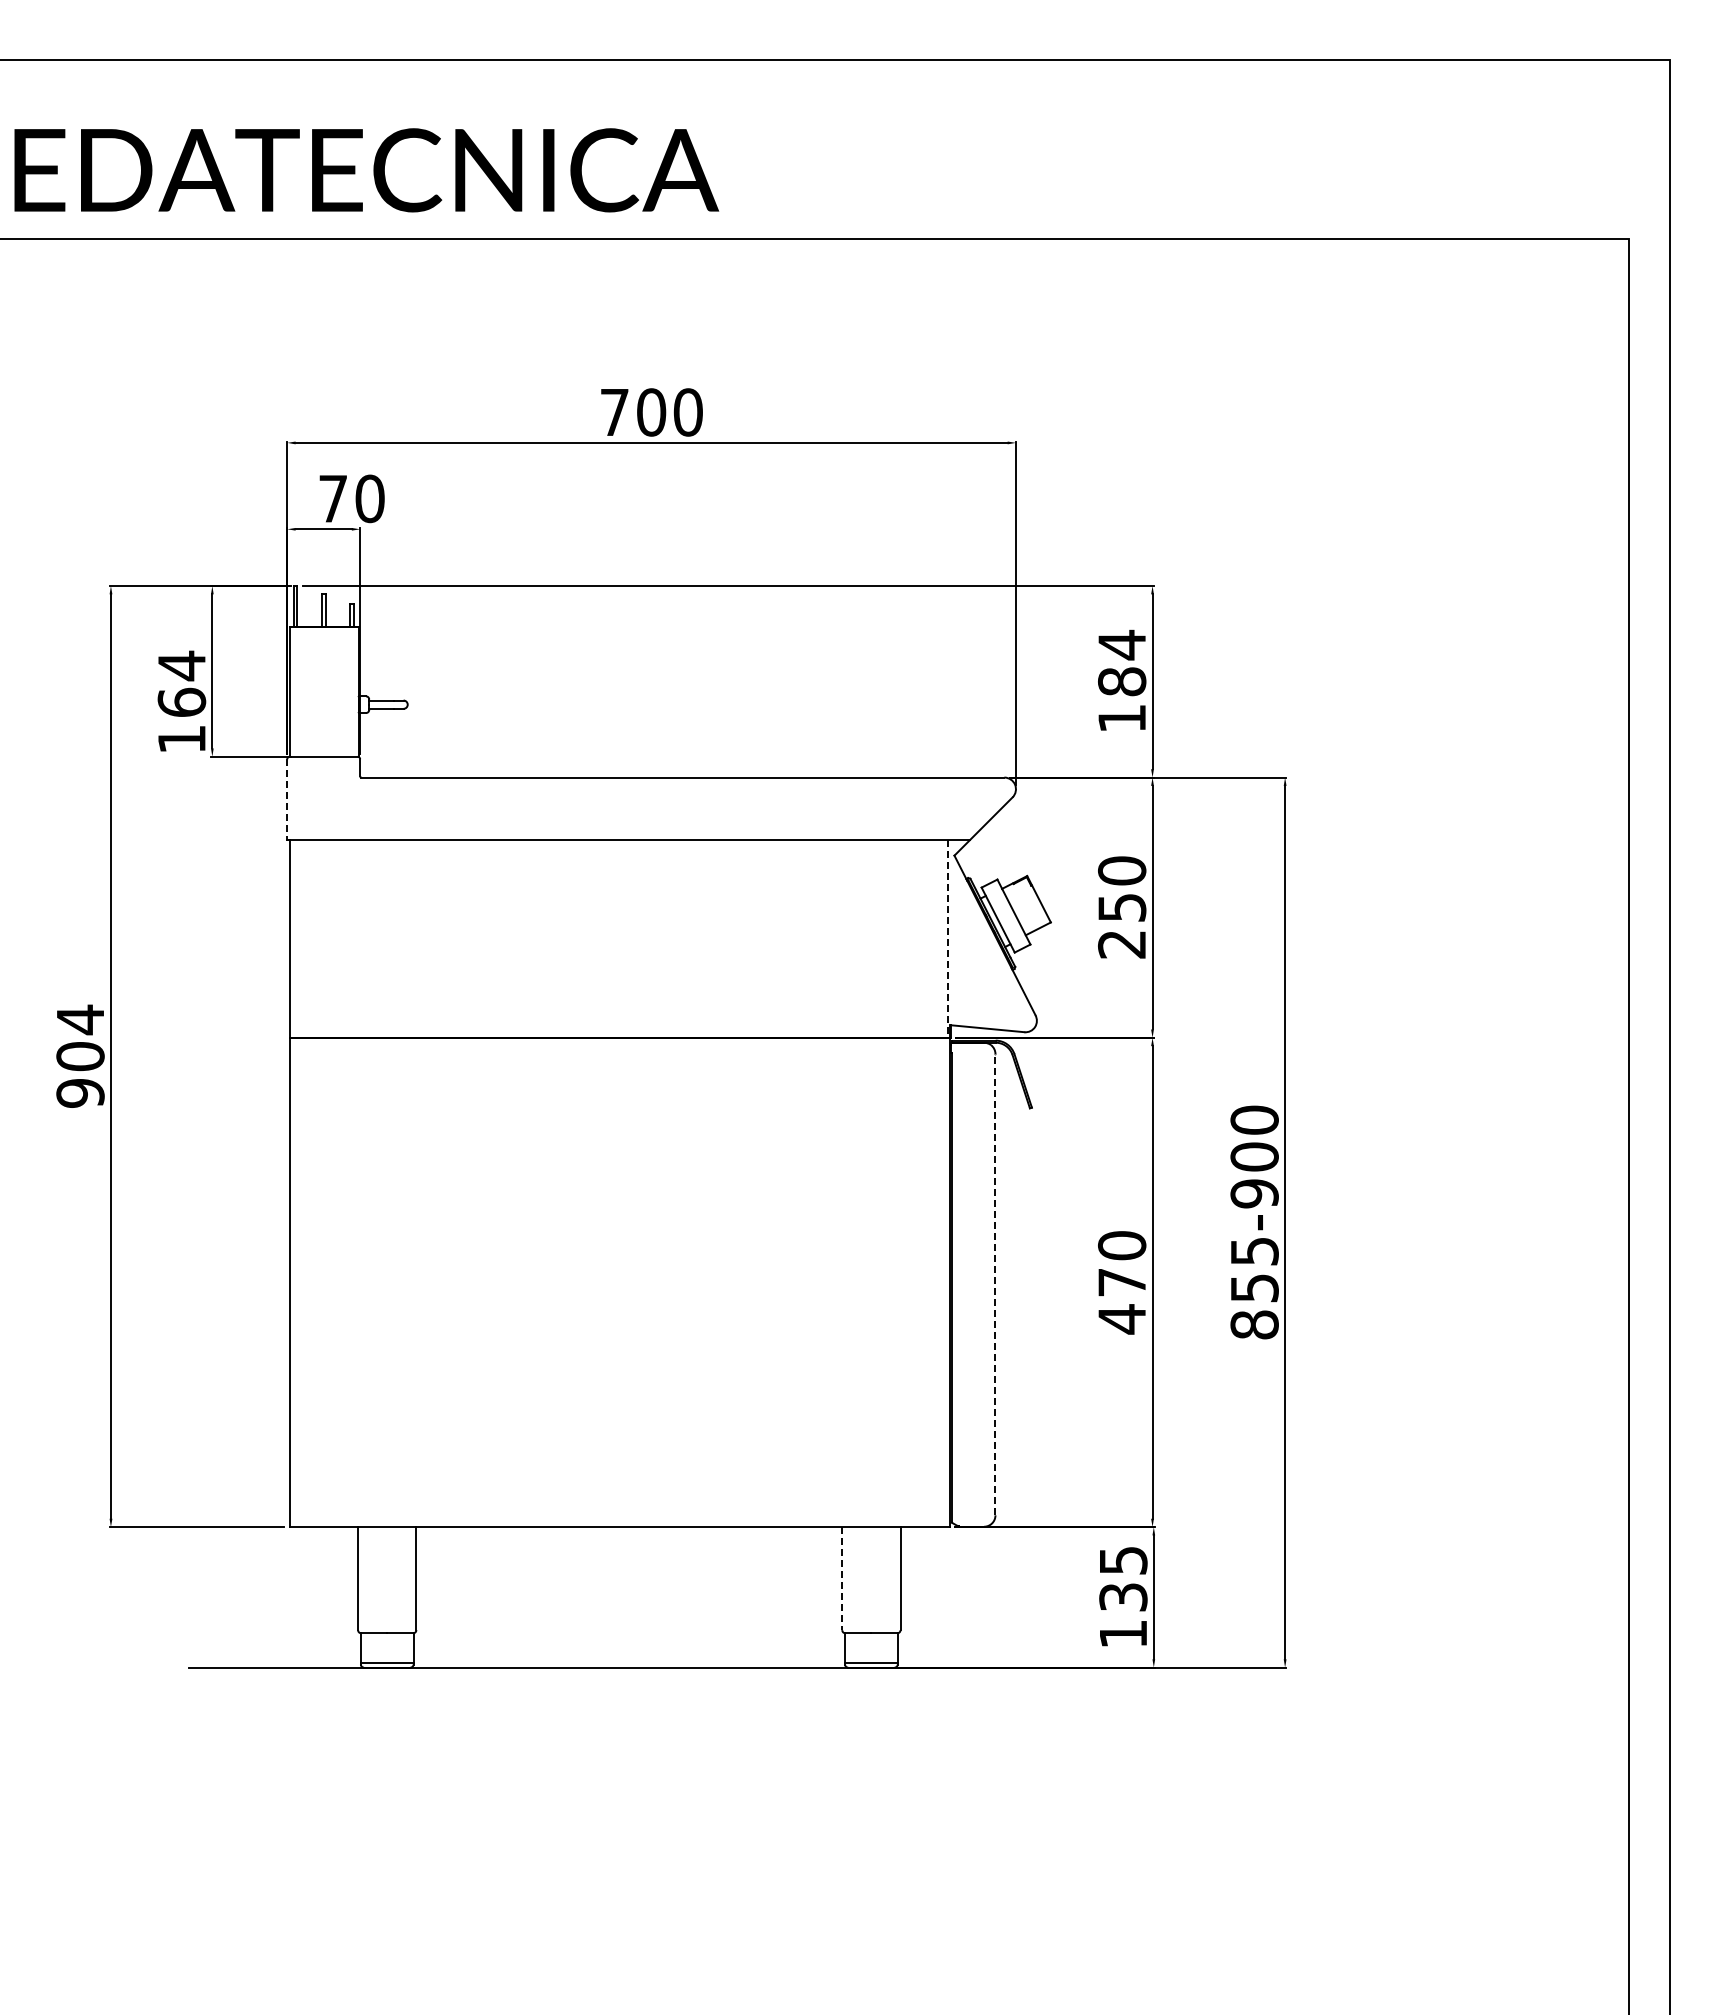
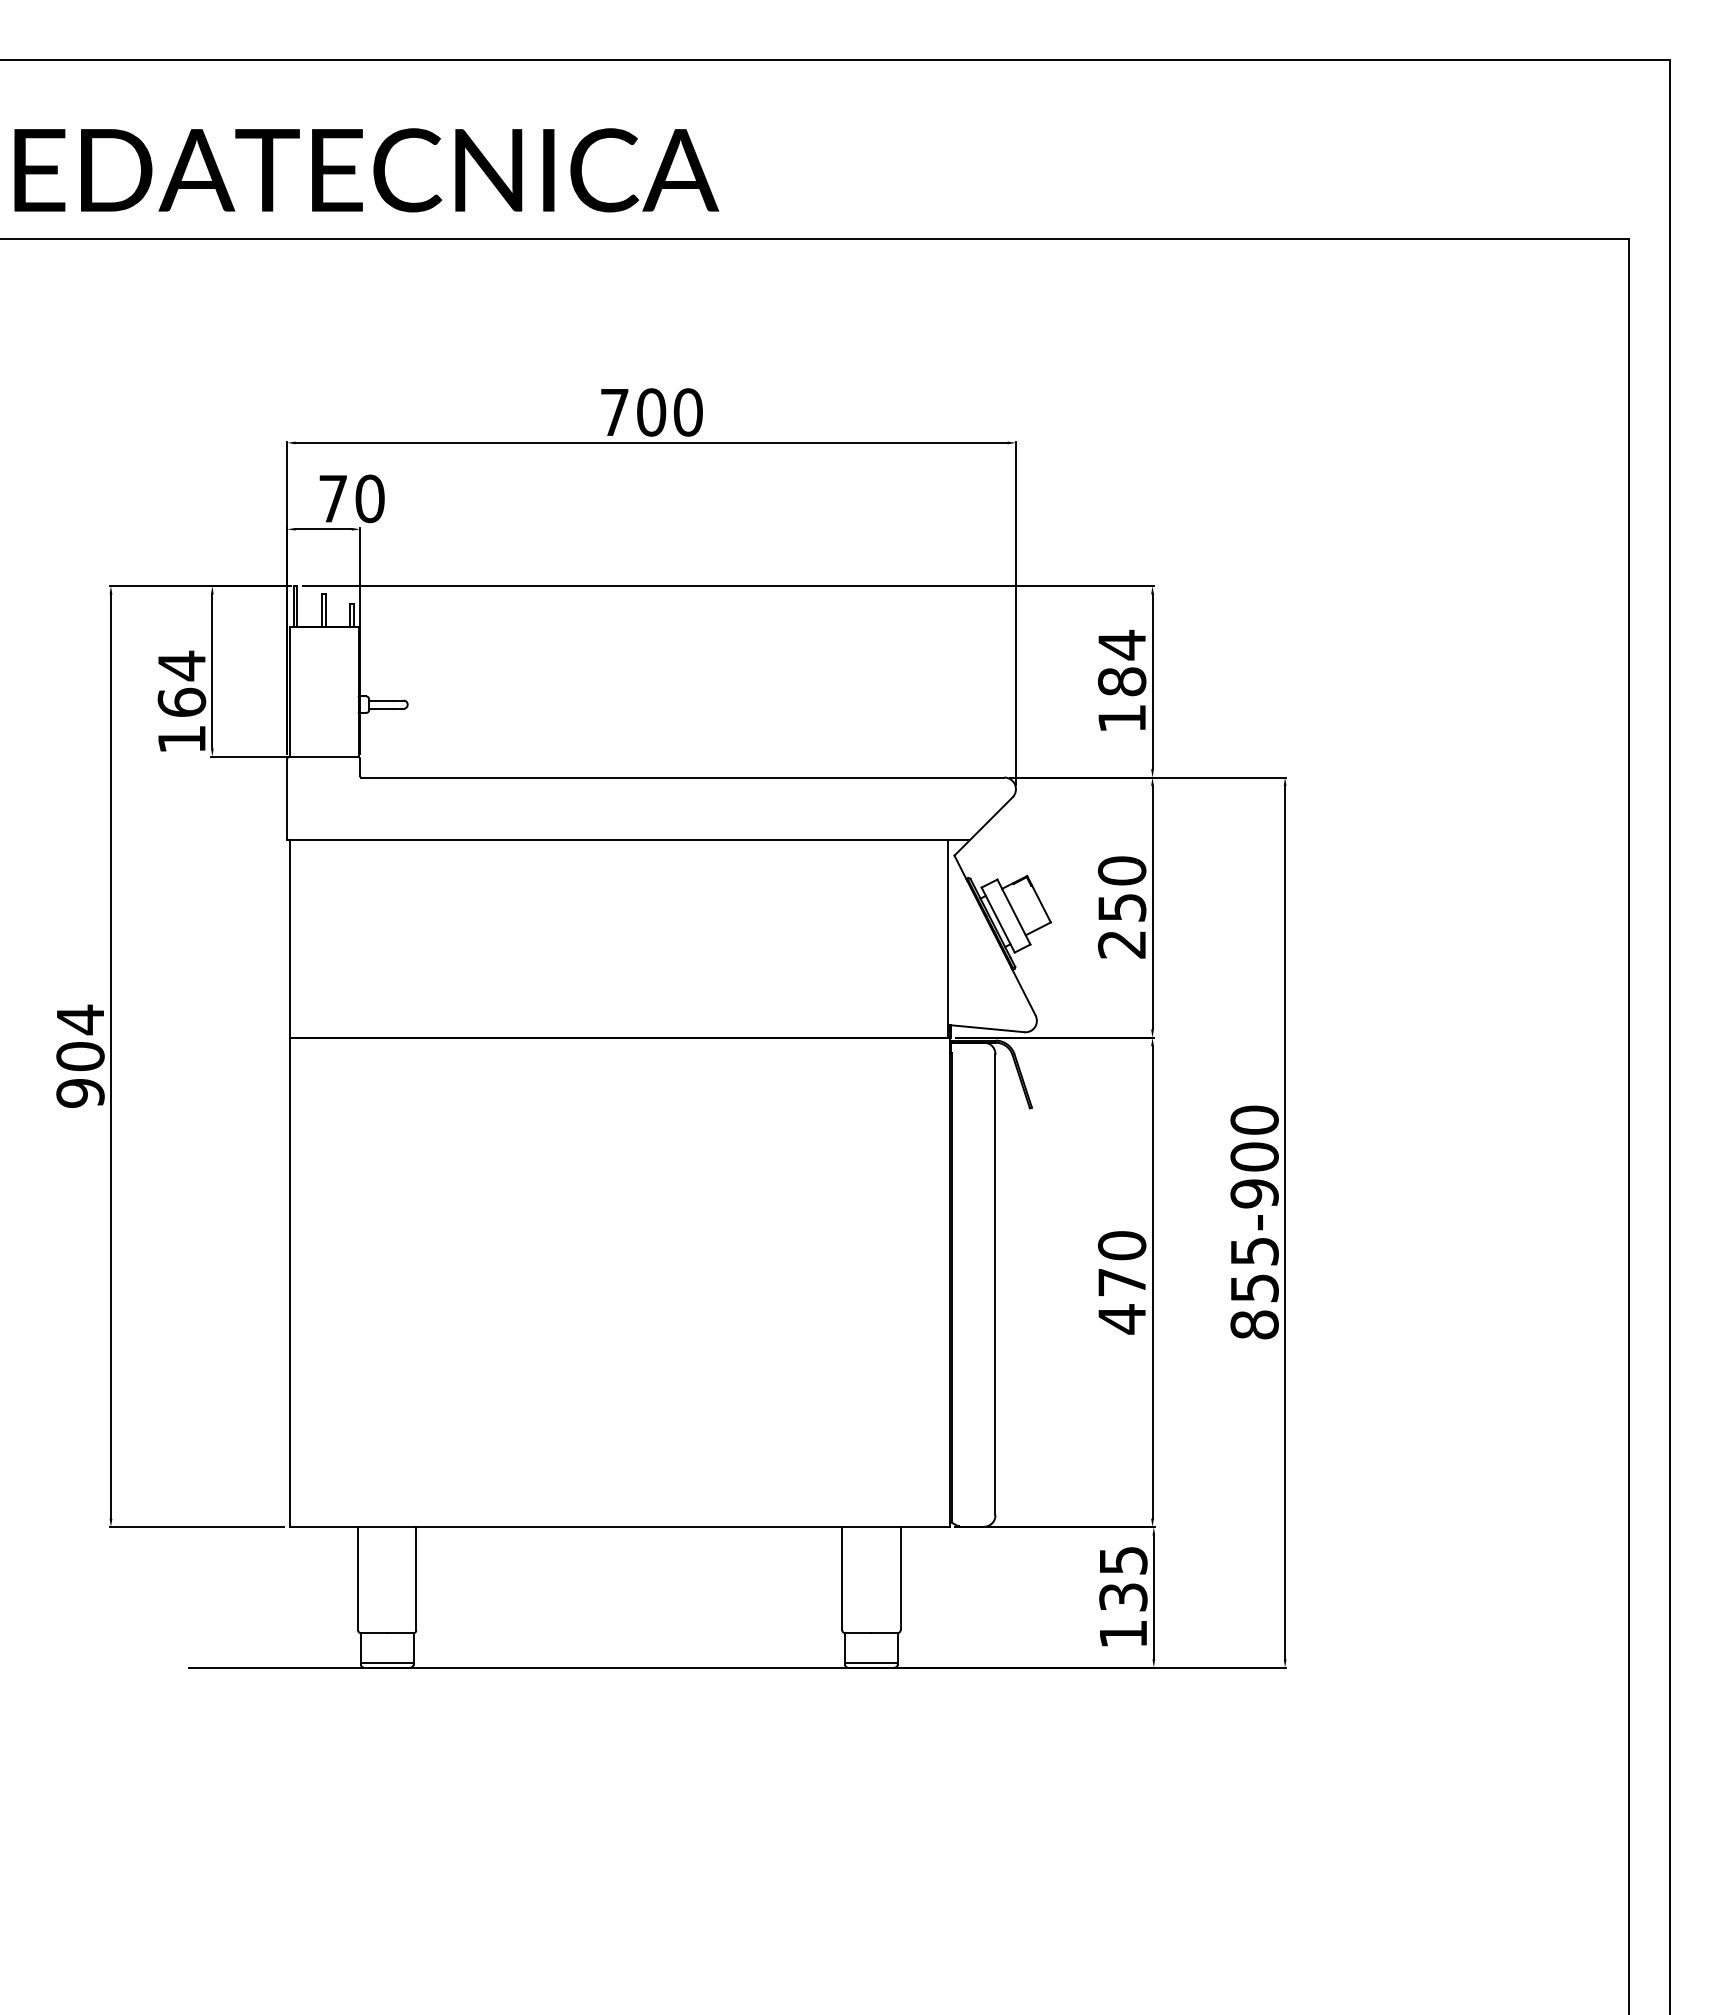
line: dashed -> solid (287, 800)
line: dashed -> solid (948, 938)
line: dashed -> solid (995, 1284)
line: dashed -> solid (842, 1578)
